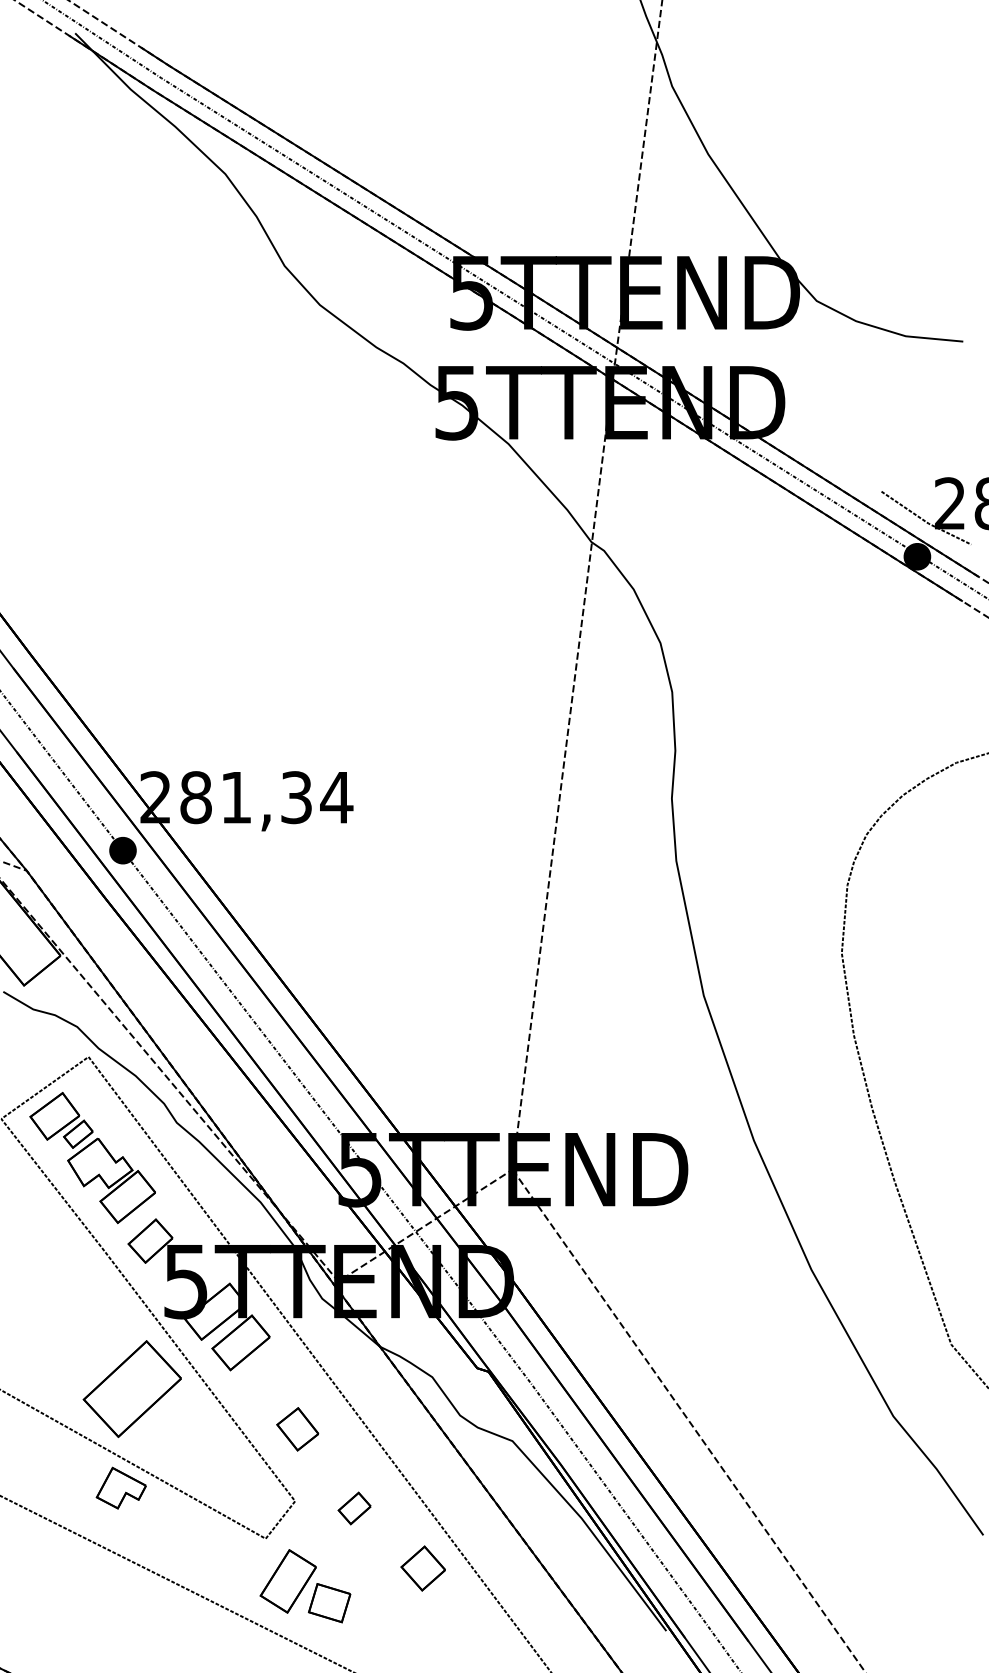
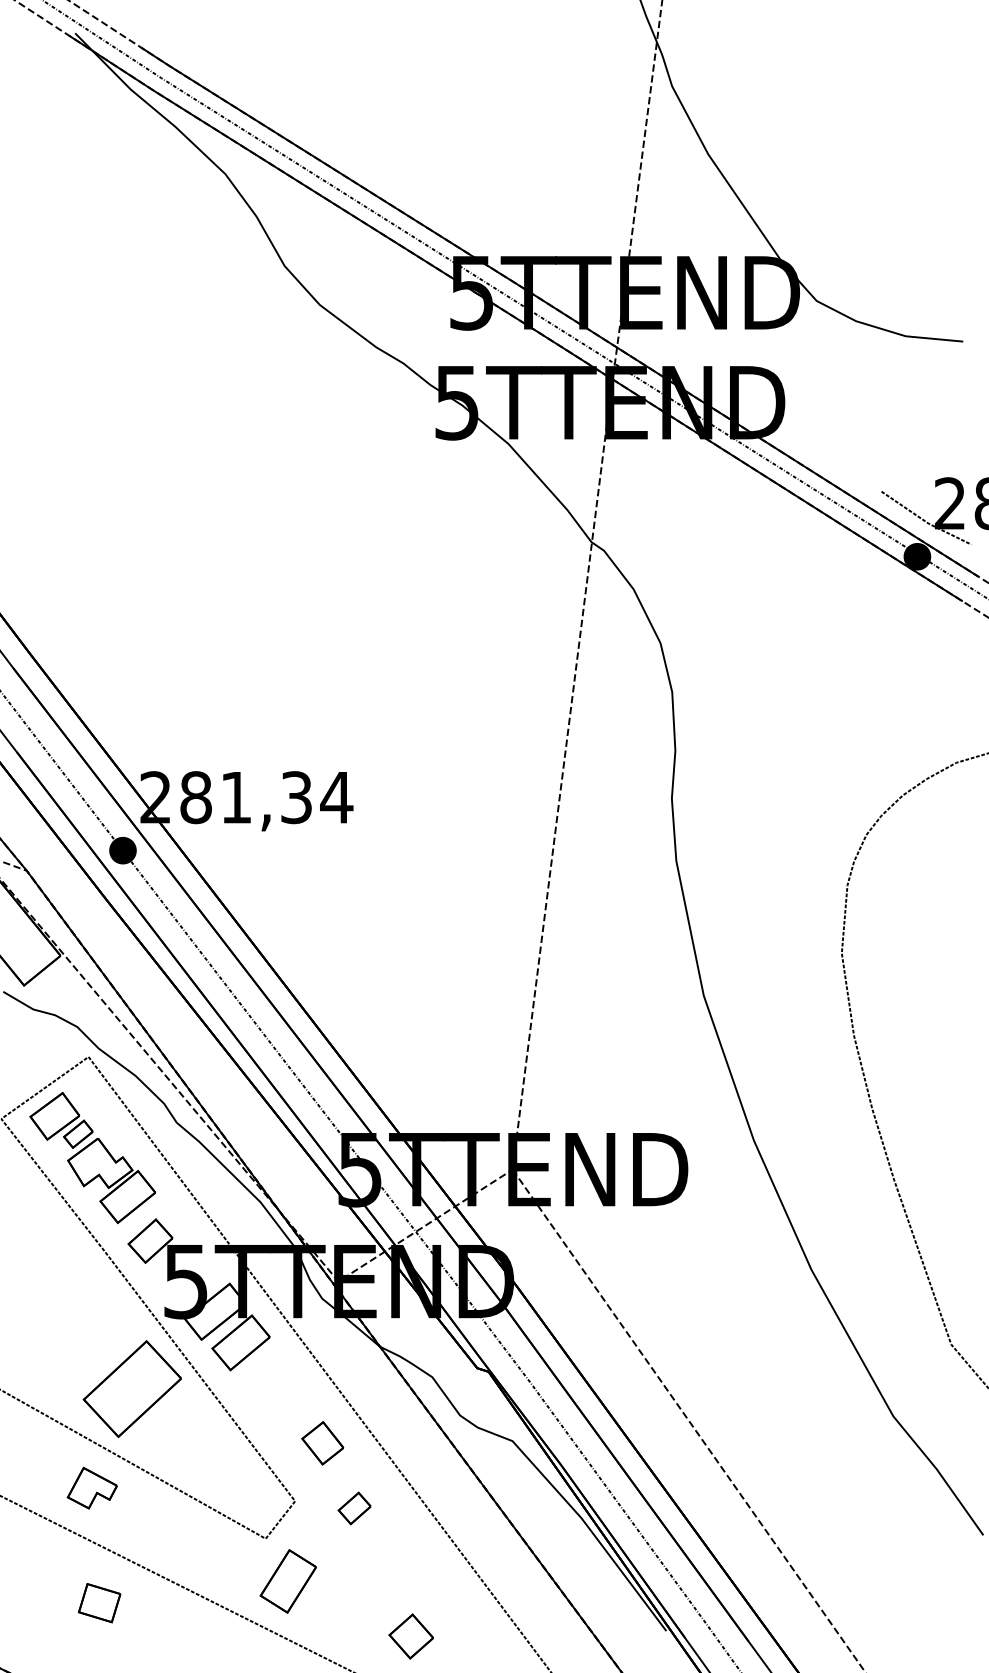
part position: (297, 1429) -> (322, 1443) (322, 1443)
part position: (120, 1487) -> (91, 1487) (91, 1487)
part position: (422, 1568) -> (410, 1636) (410, 1636)
part position: (329, 1603) -> (99, 1603) (99, 1603)
